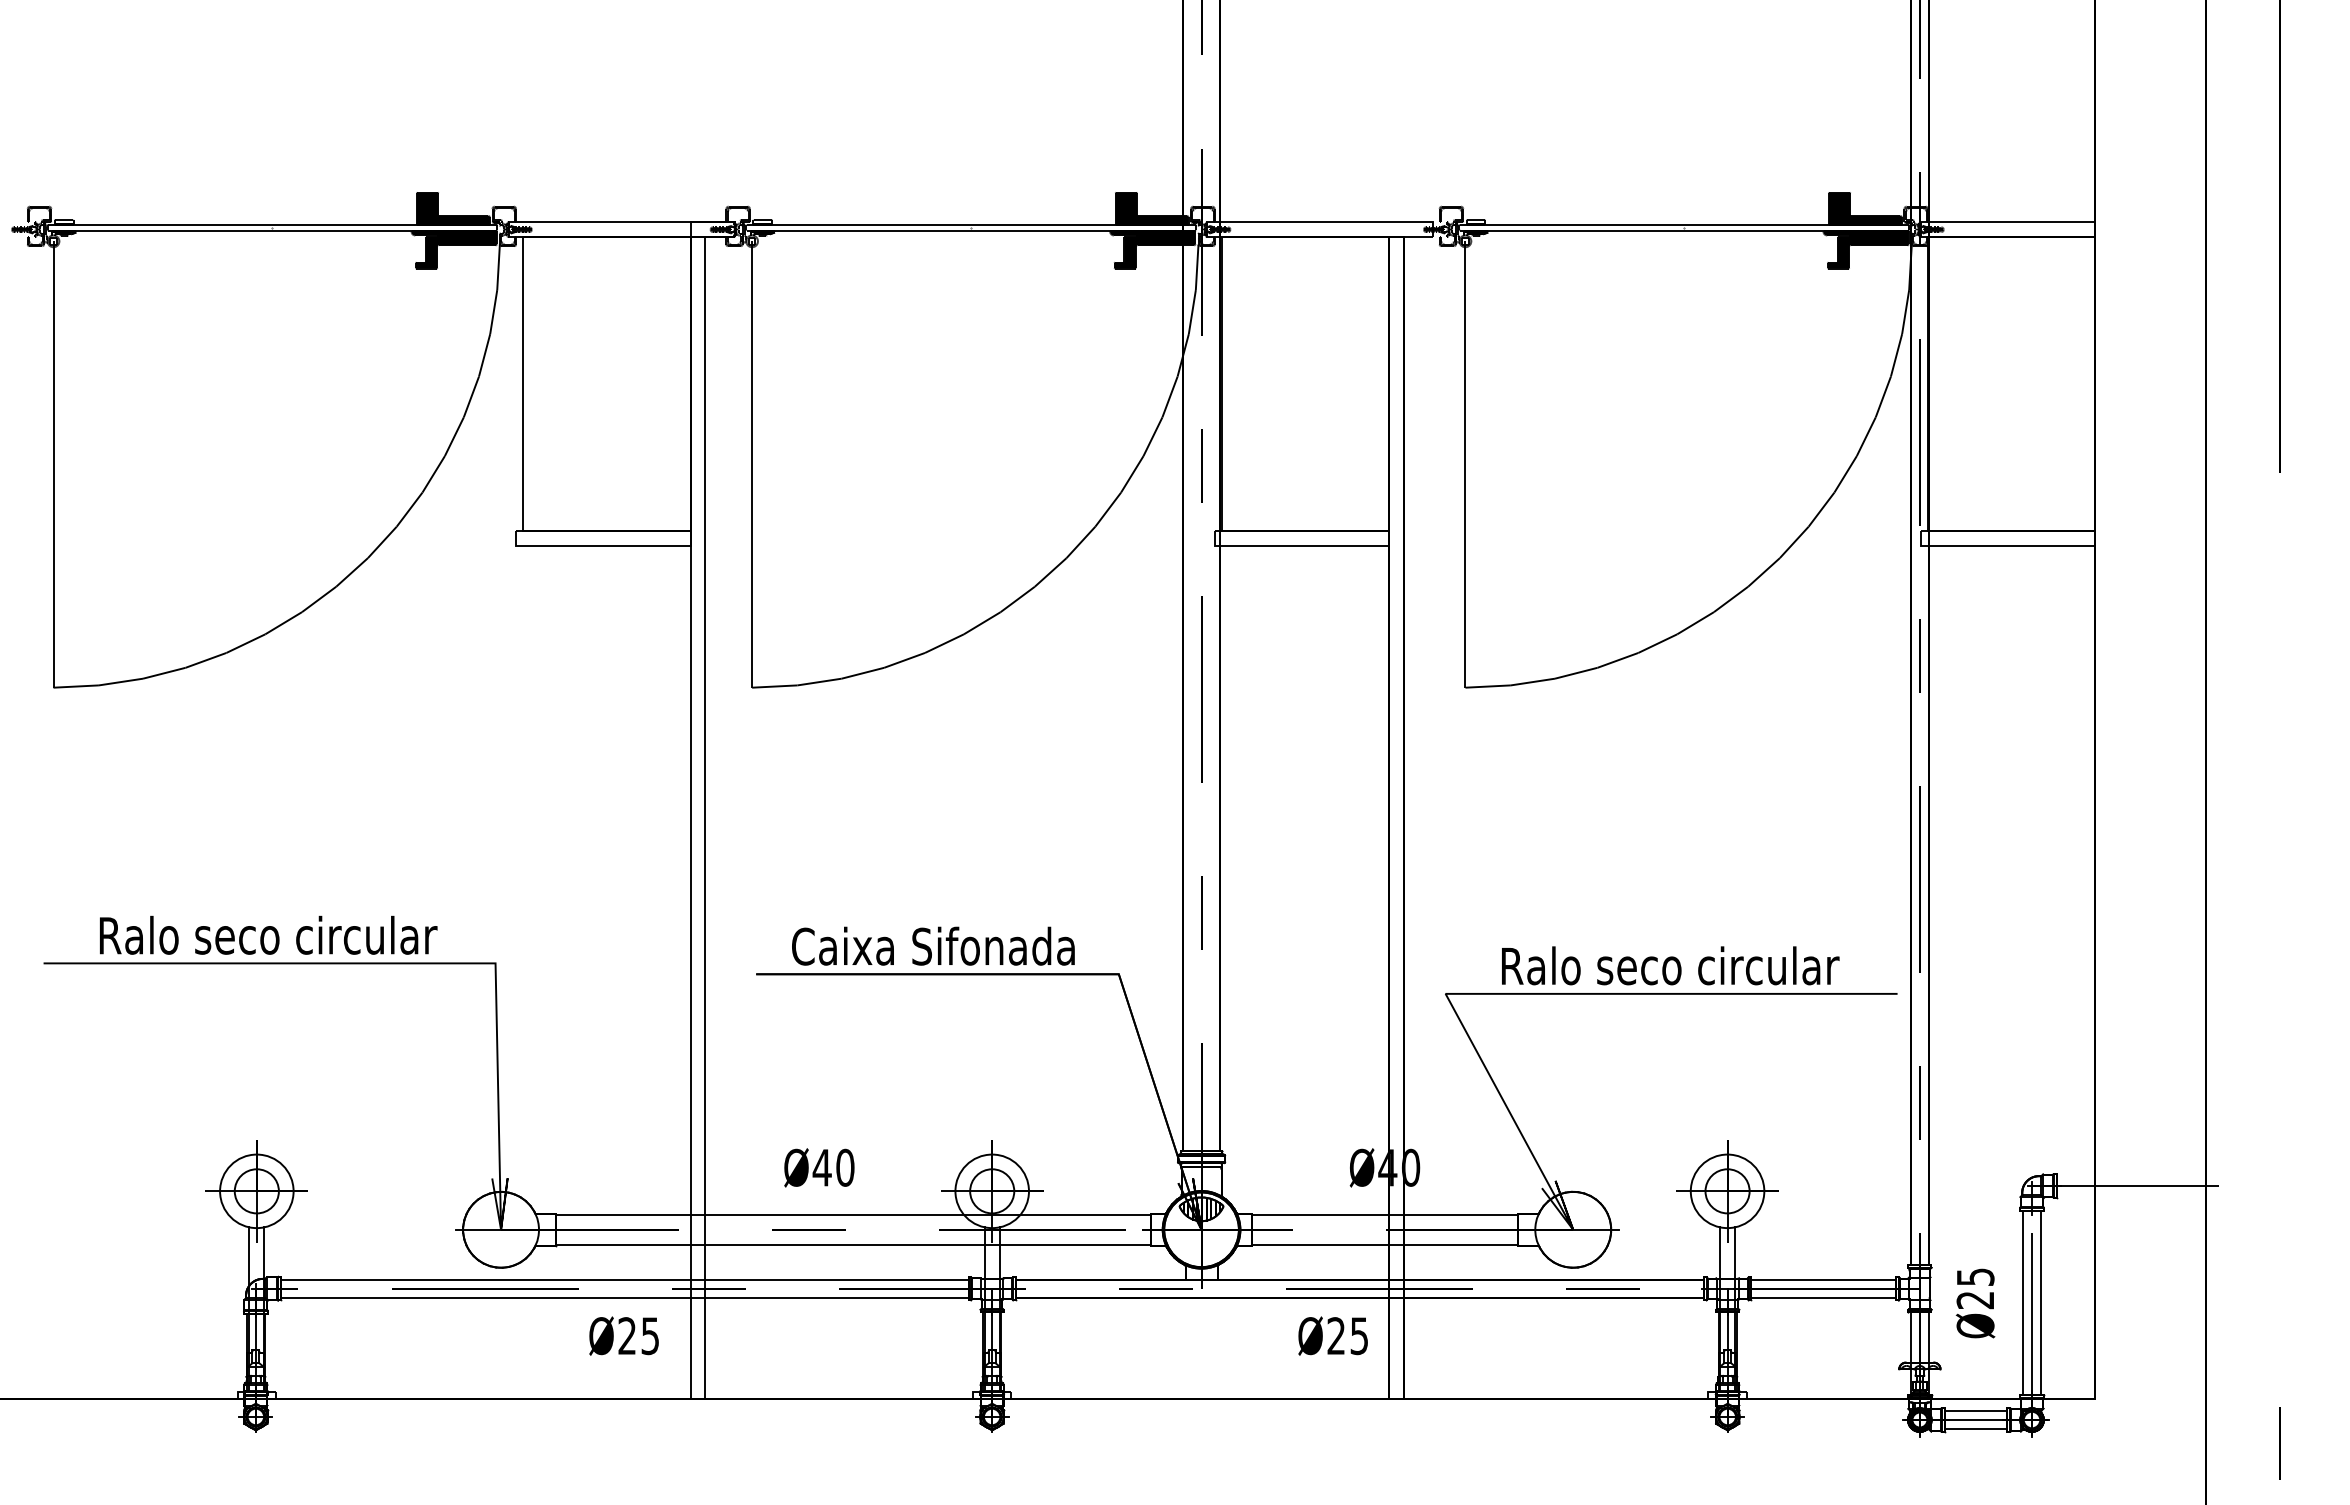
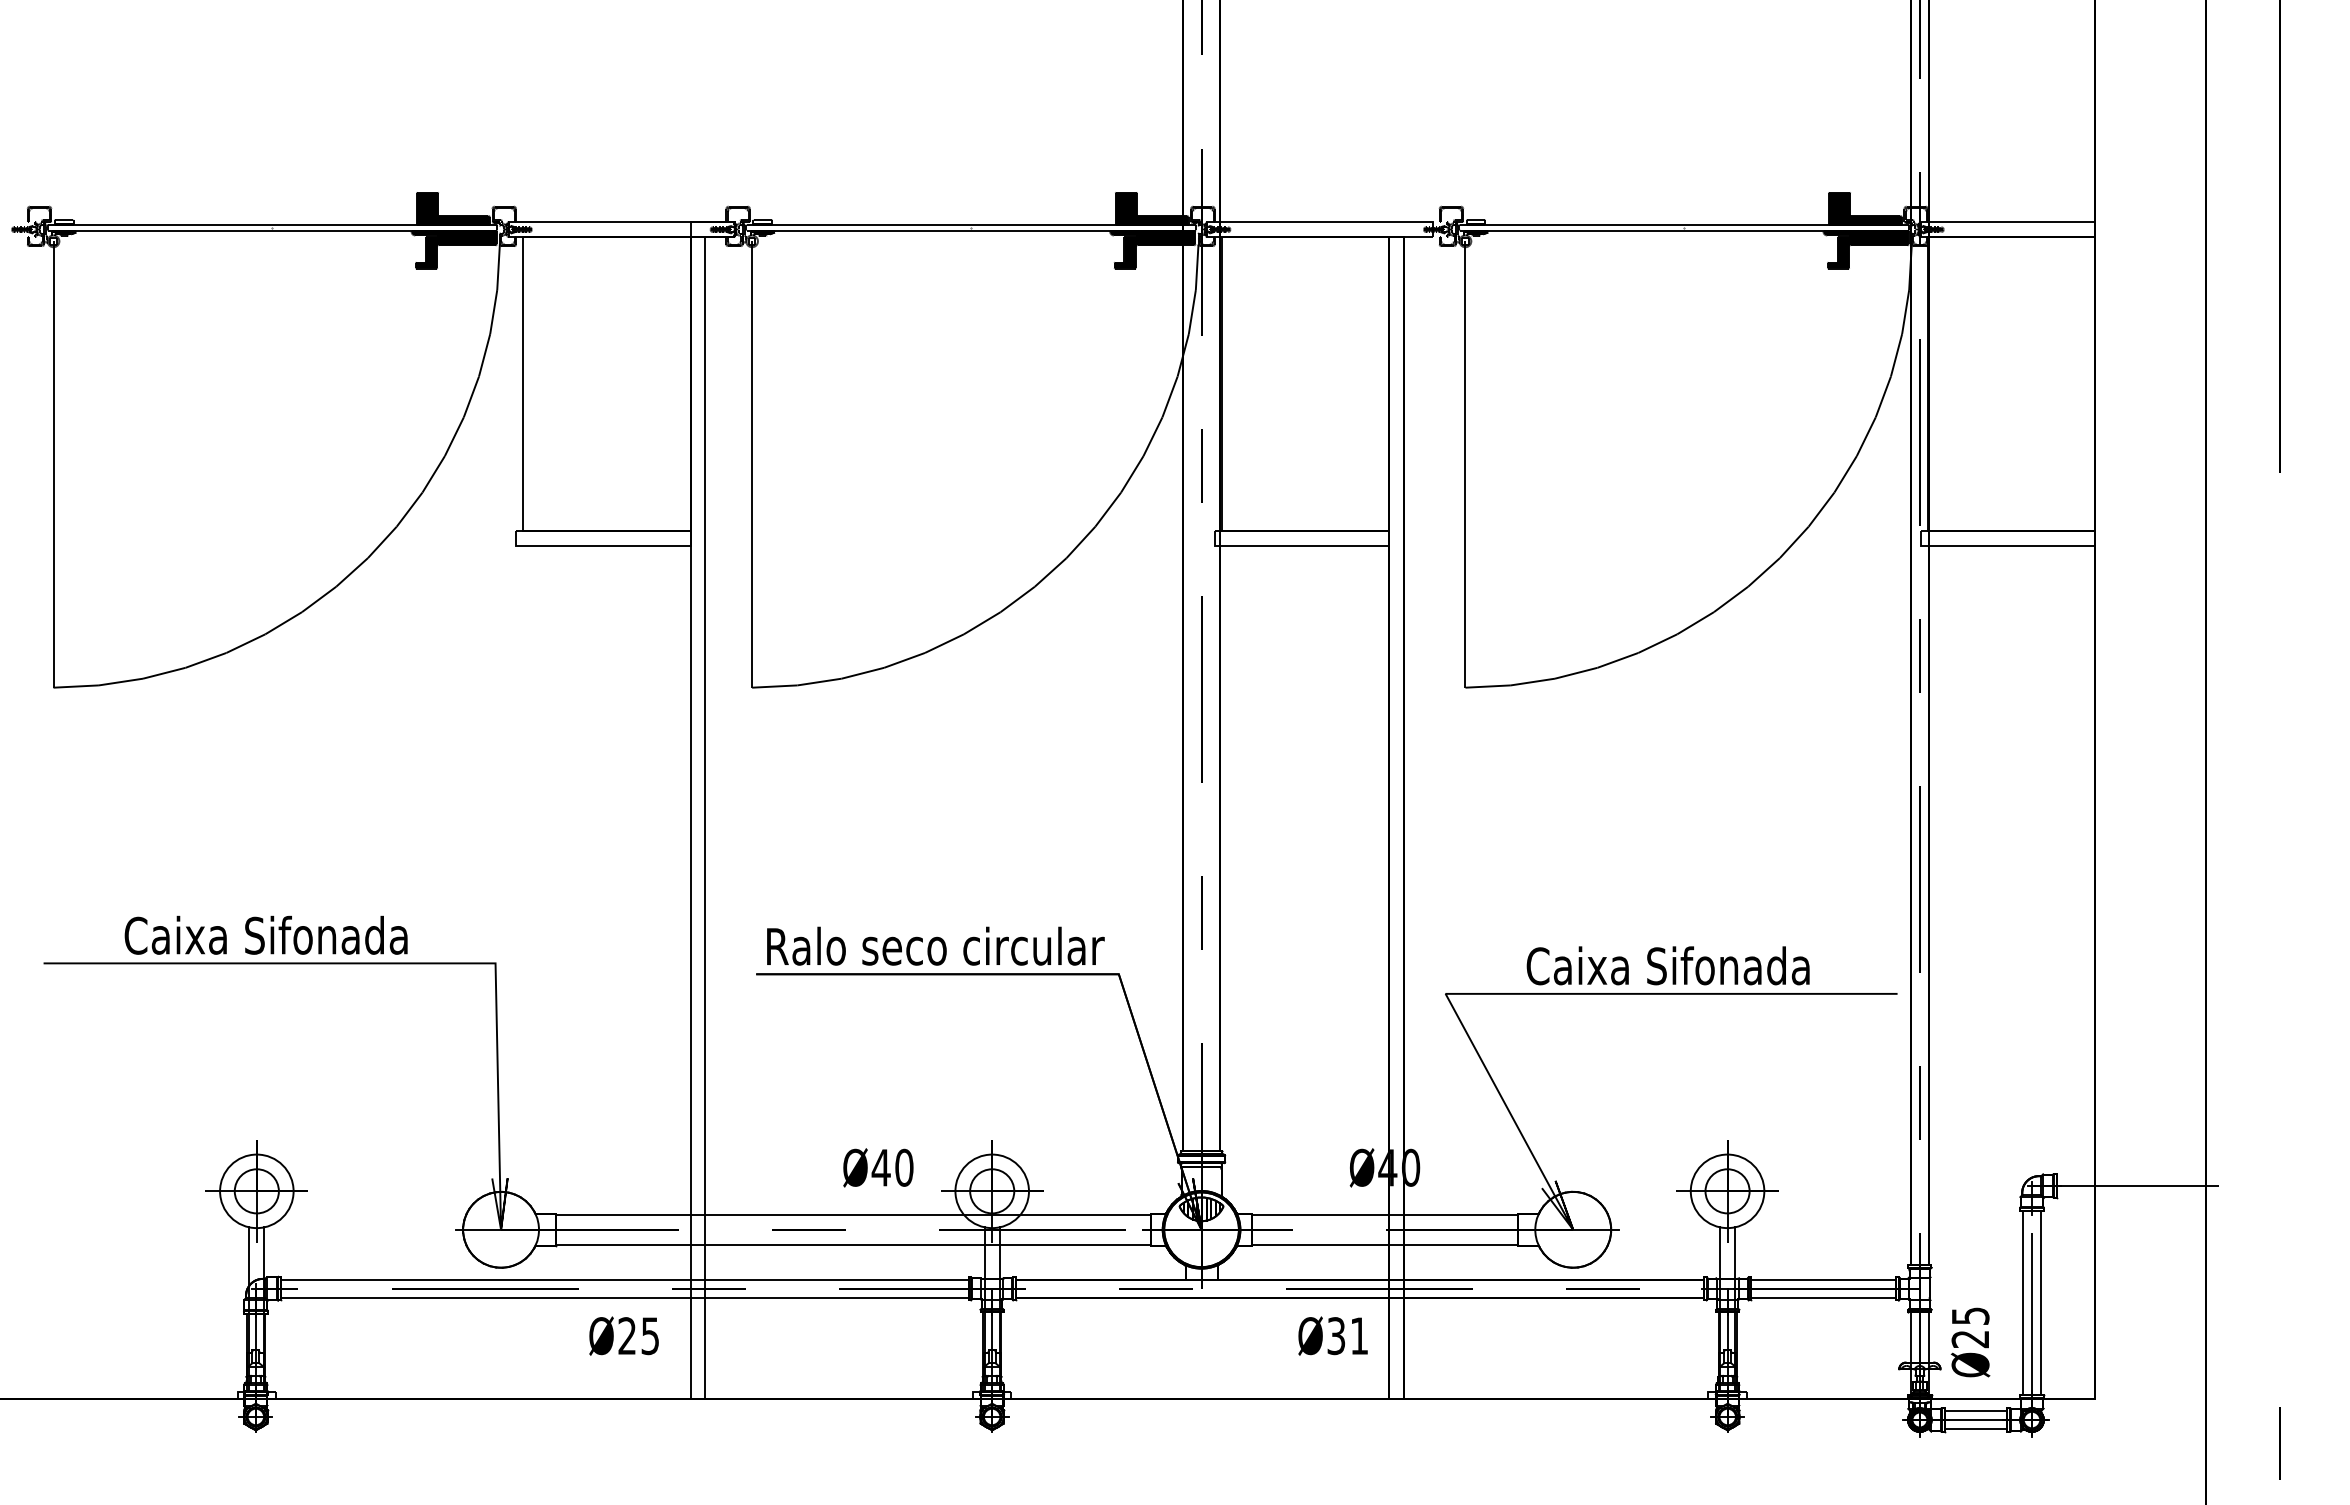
text: Ralo seco circular -> Caixa Sifonada (268, 934)
text: Caixa Sifonada -> Ralo seco circular (935, 945)
text: Ralo seco circular -> Caixa Sifonada (1670, 965)
text position: (819, 1167) -> (878, 1167) (878, 1167)
text position: (1975, 1303) -> (1970, 1342) (1970, 1342)
text: Ø25 -> Ø31 (1347, 1336)
